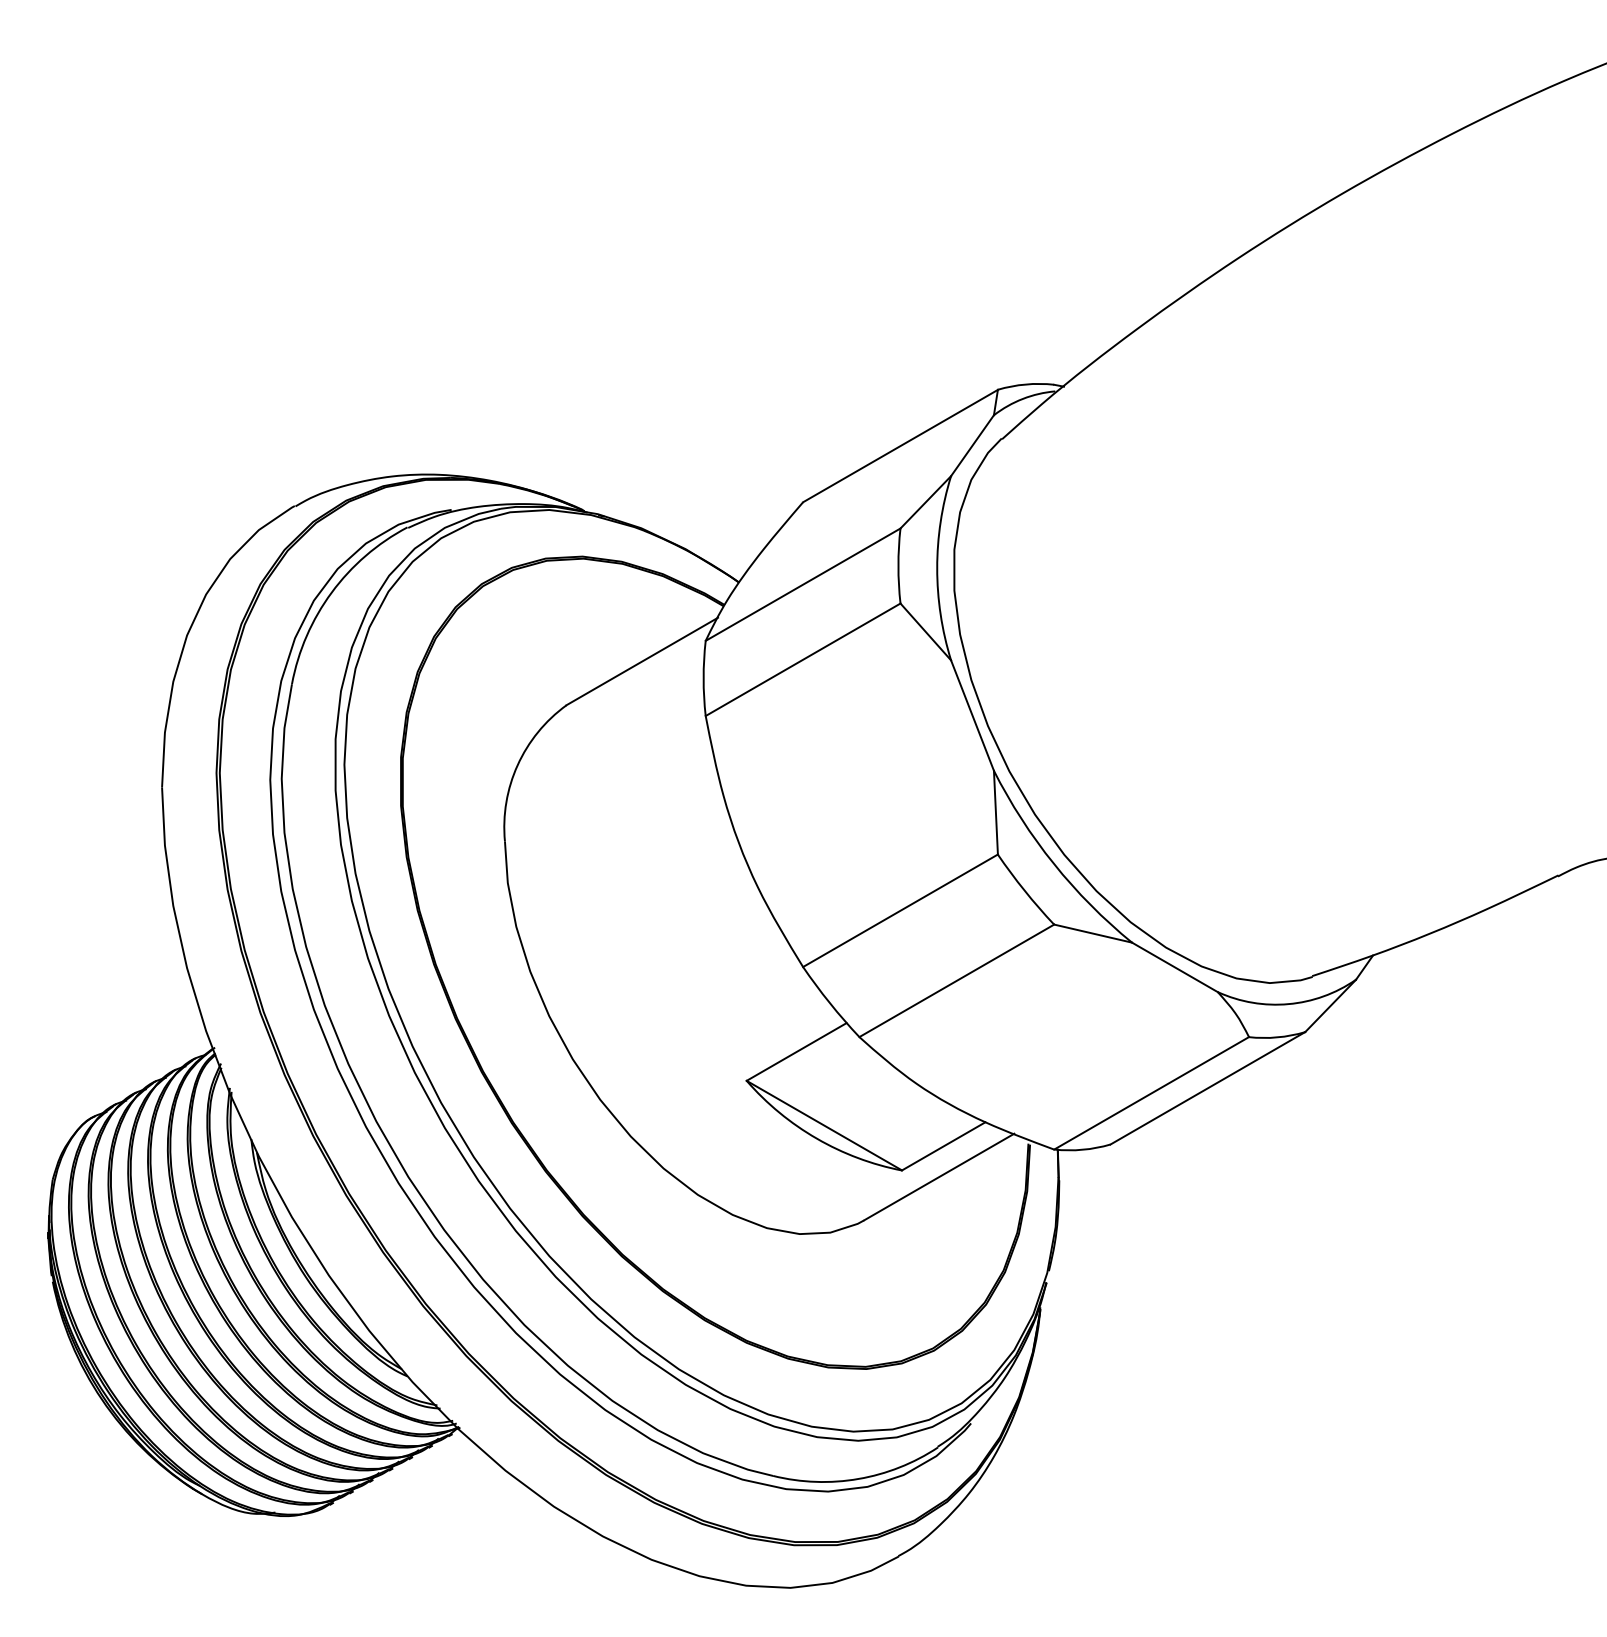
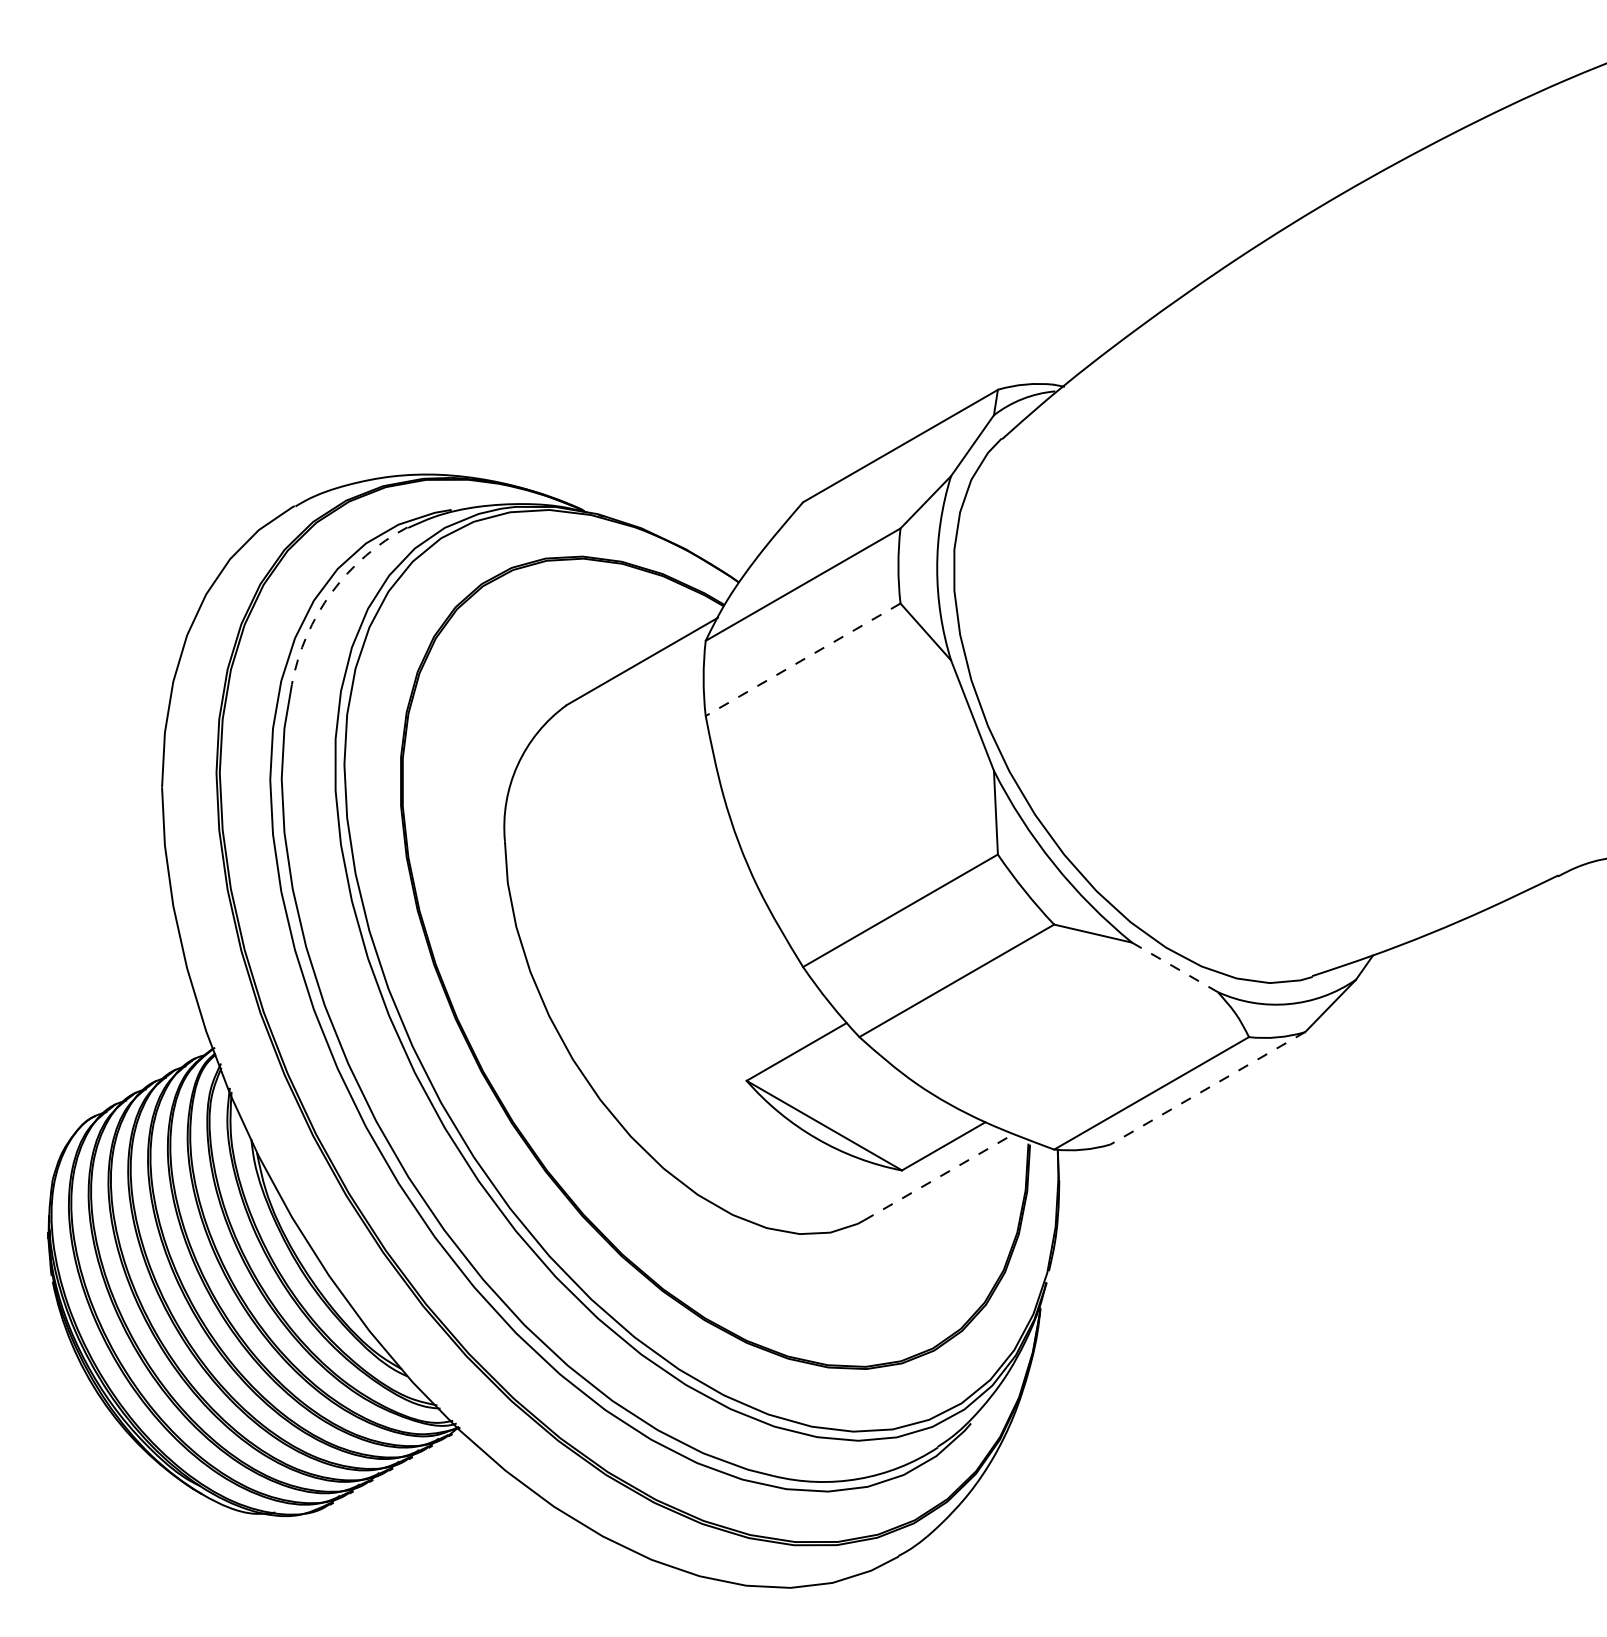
arc: solid -> dashed (331, 592)
line: solid -> dashed (802, 660)
line: solid -> dashed (1175, 967)
line: solid -> dashed (1207, 1088)
line: solid -> dashed (939, 1177)
